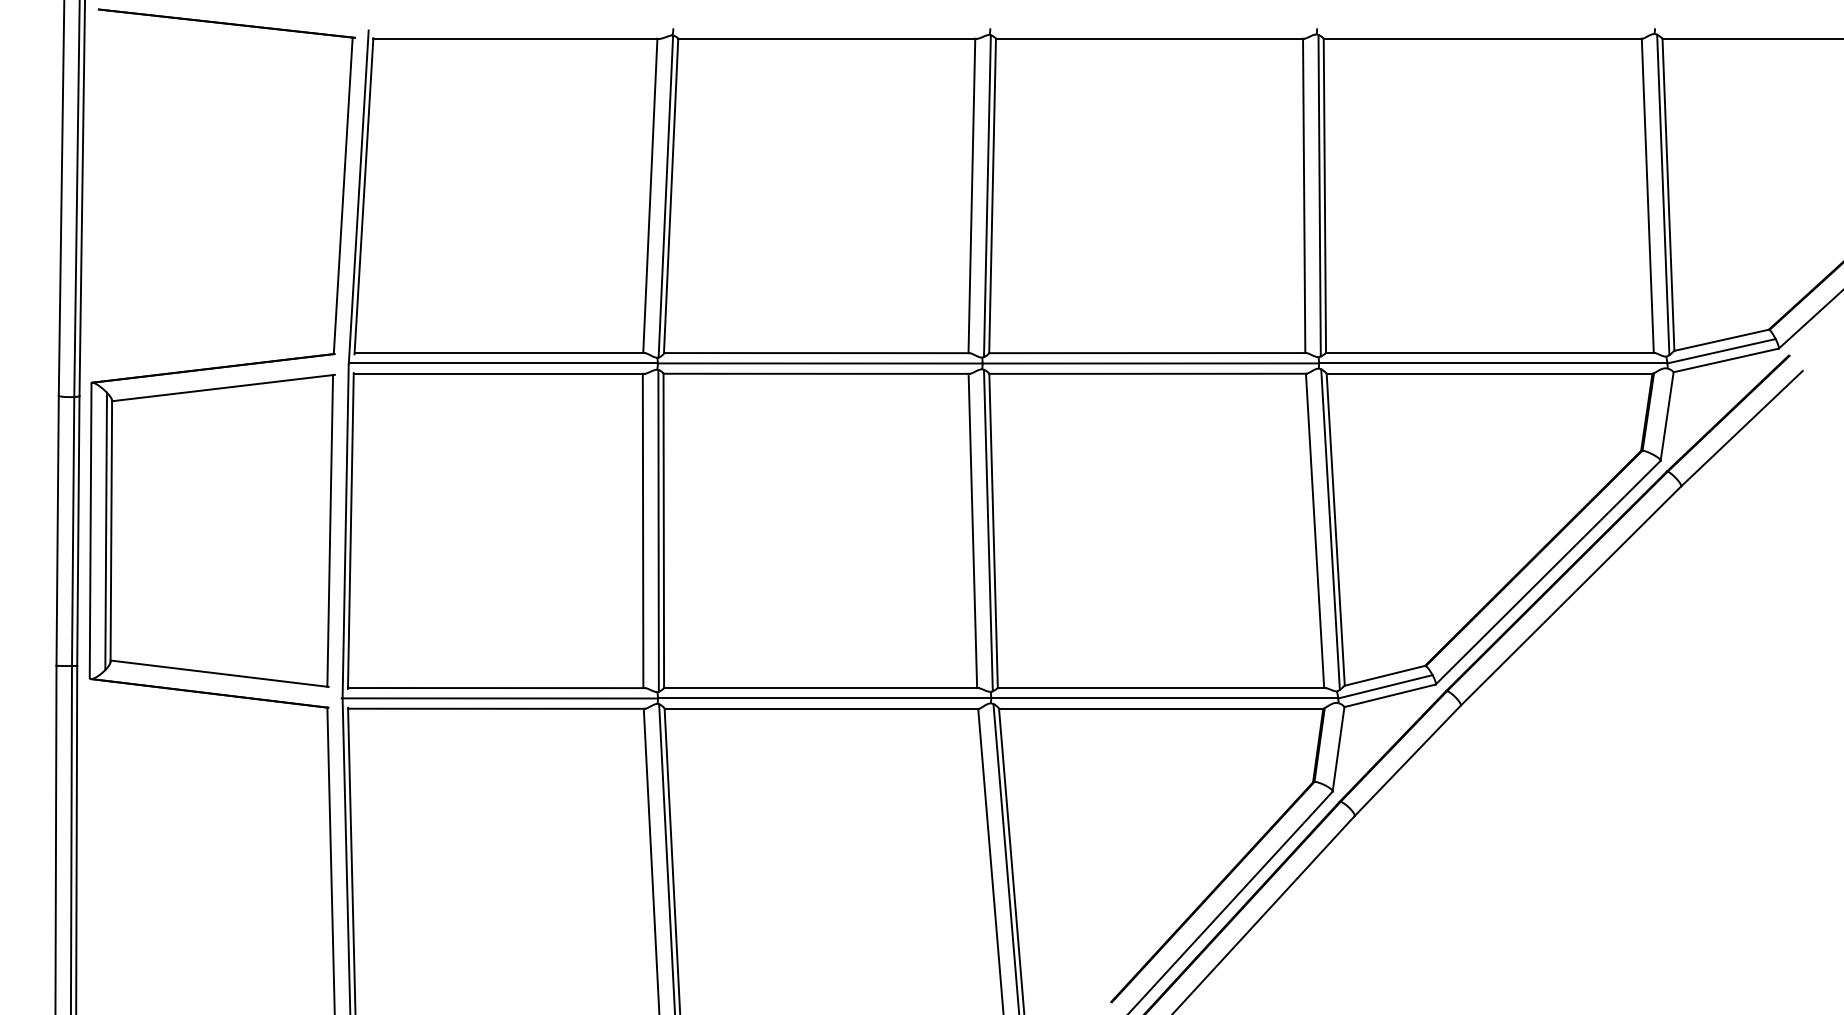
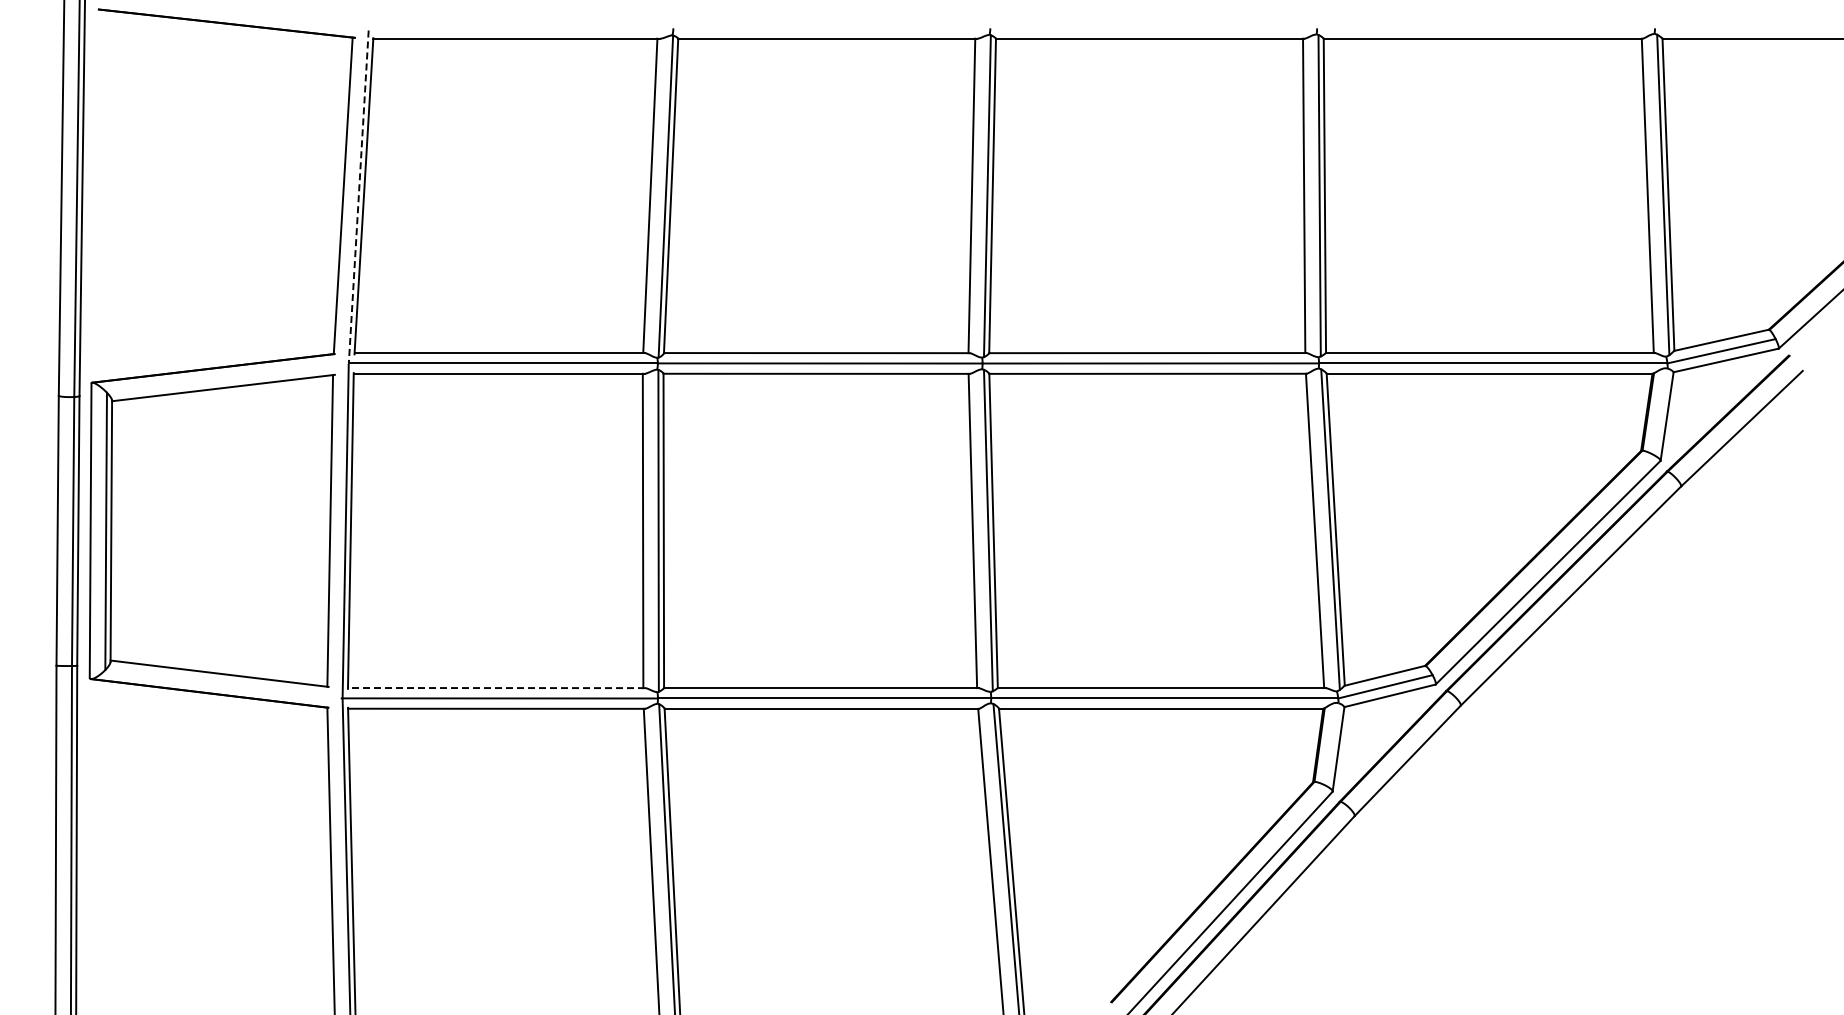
line: solid -> dashed (358, 196)
line: solid -> dashed (496, 688)
